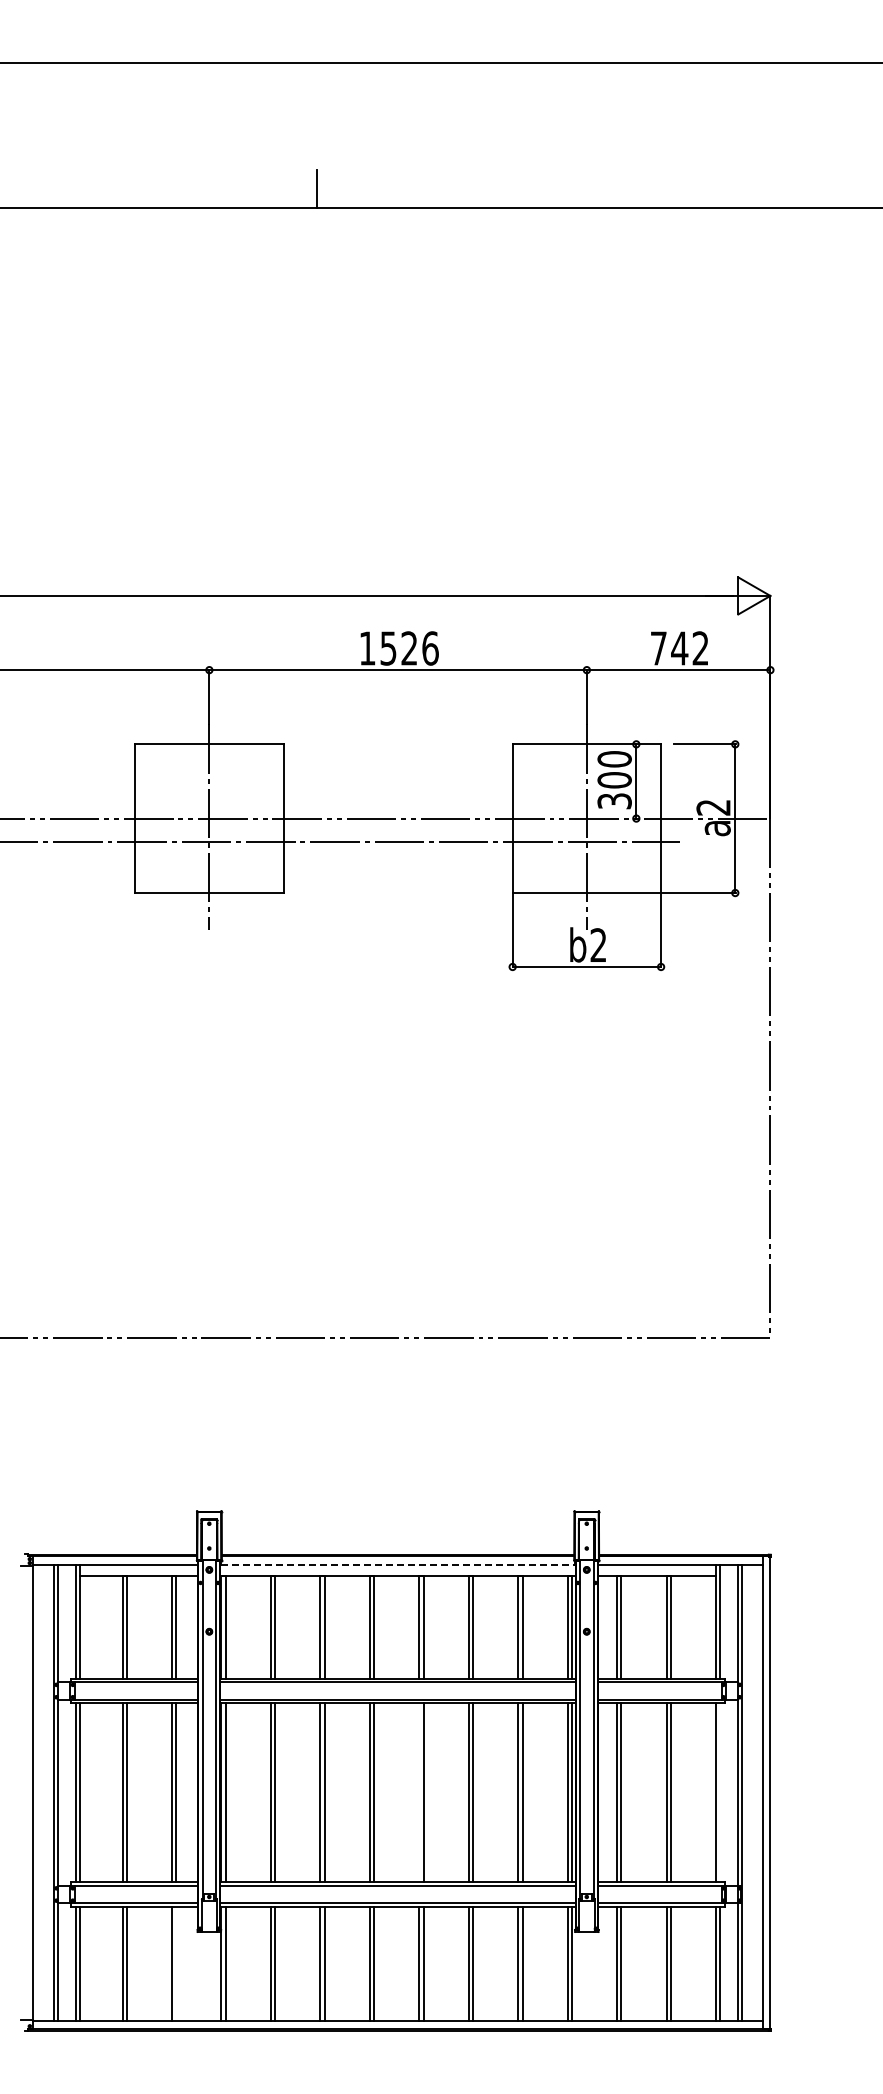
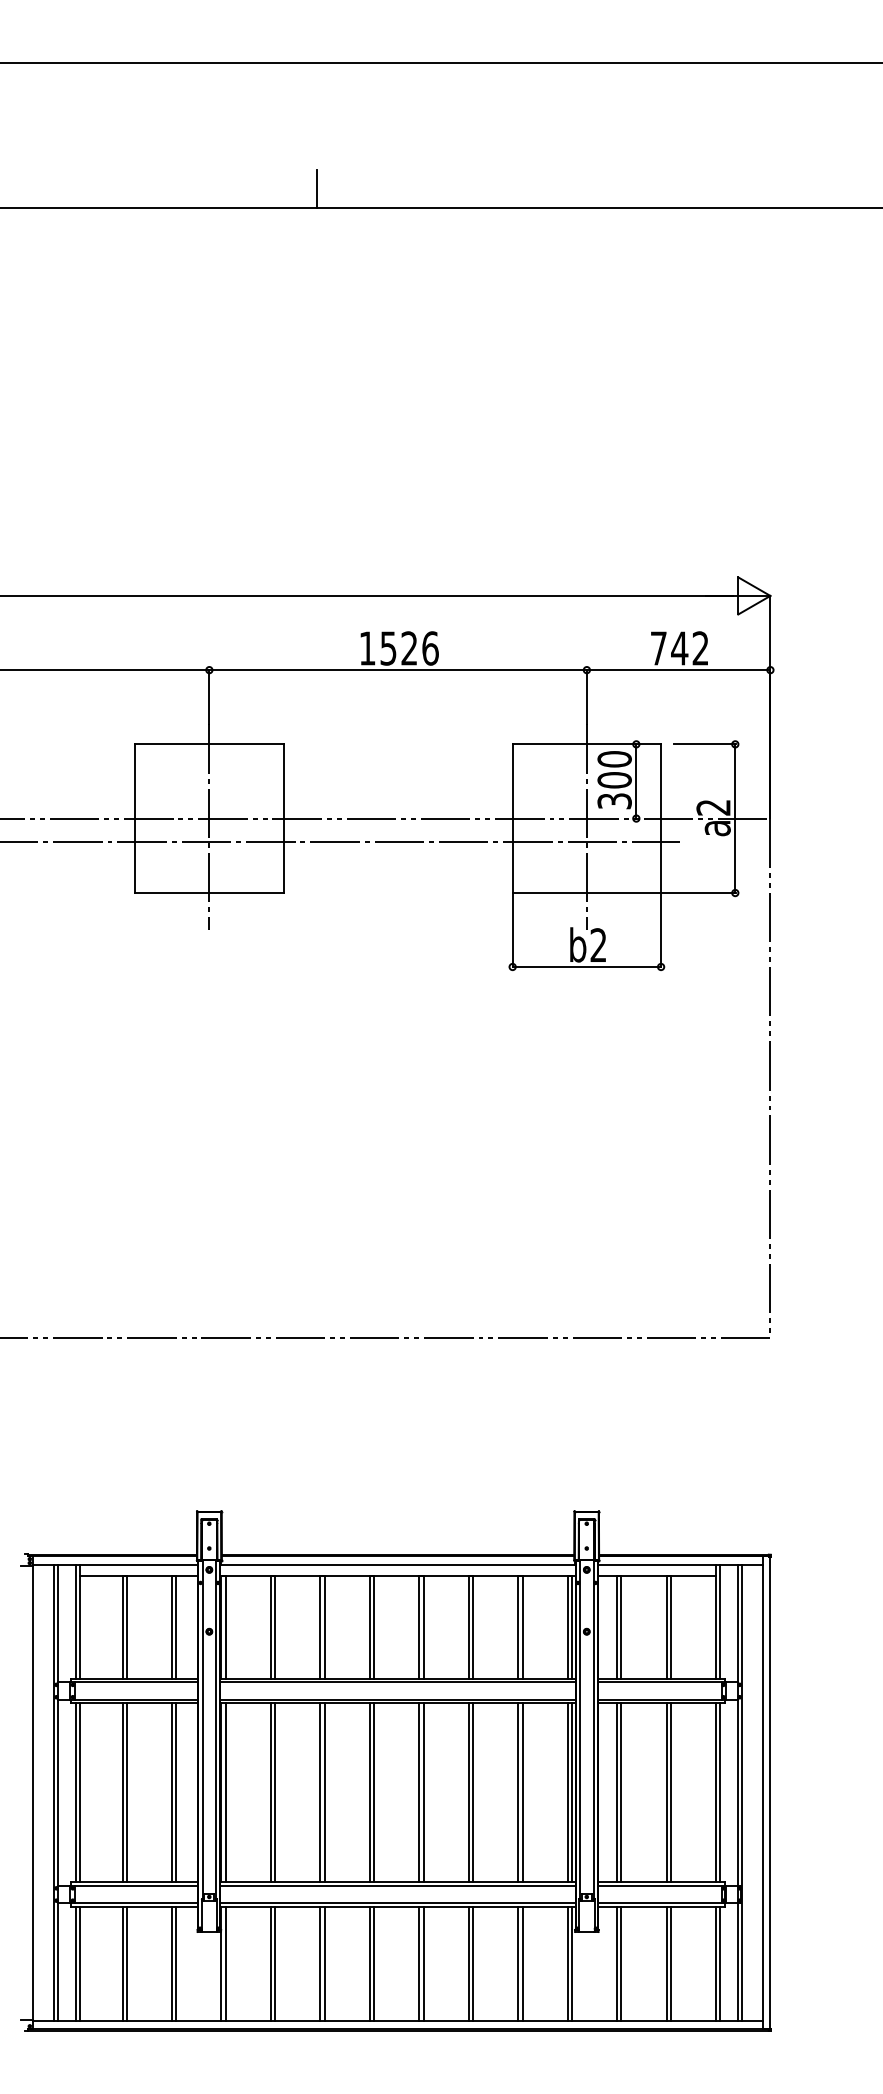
line: dashed -> solid (398, 1564)
line: none -> present (419, 1792)
line: none -> present (720, 1792)
line: none -> present (176, 1963)
